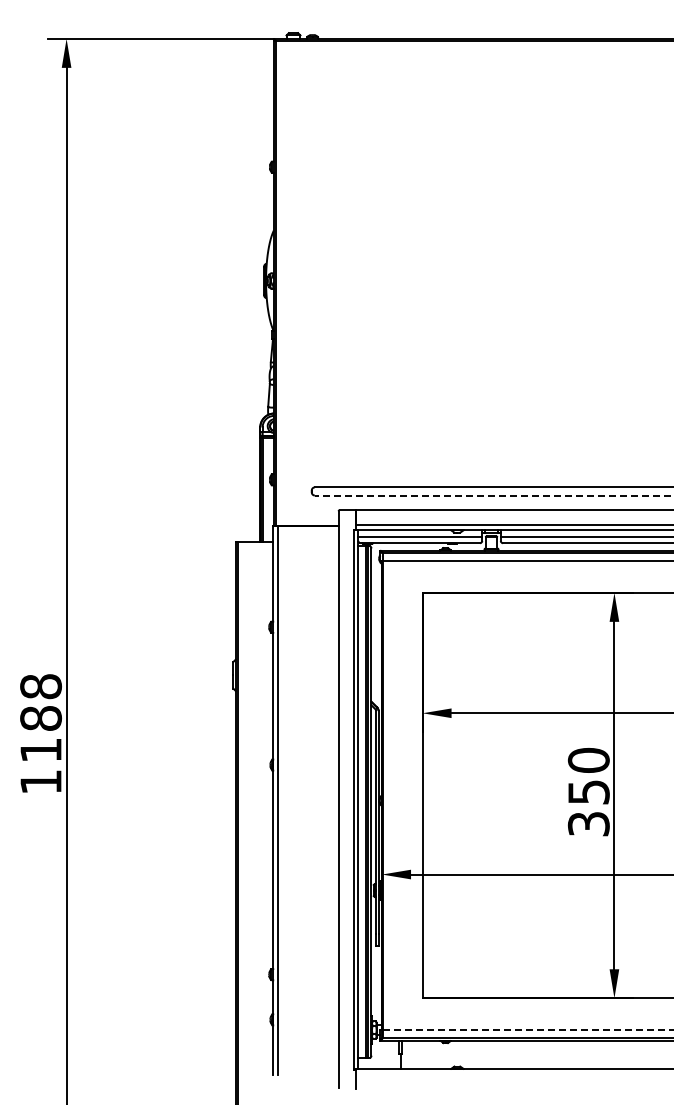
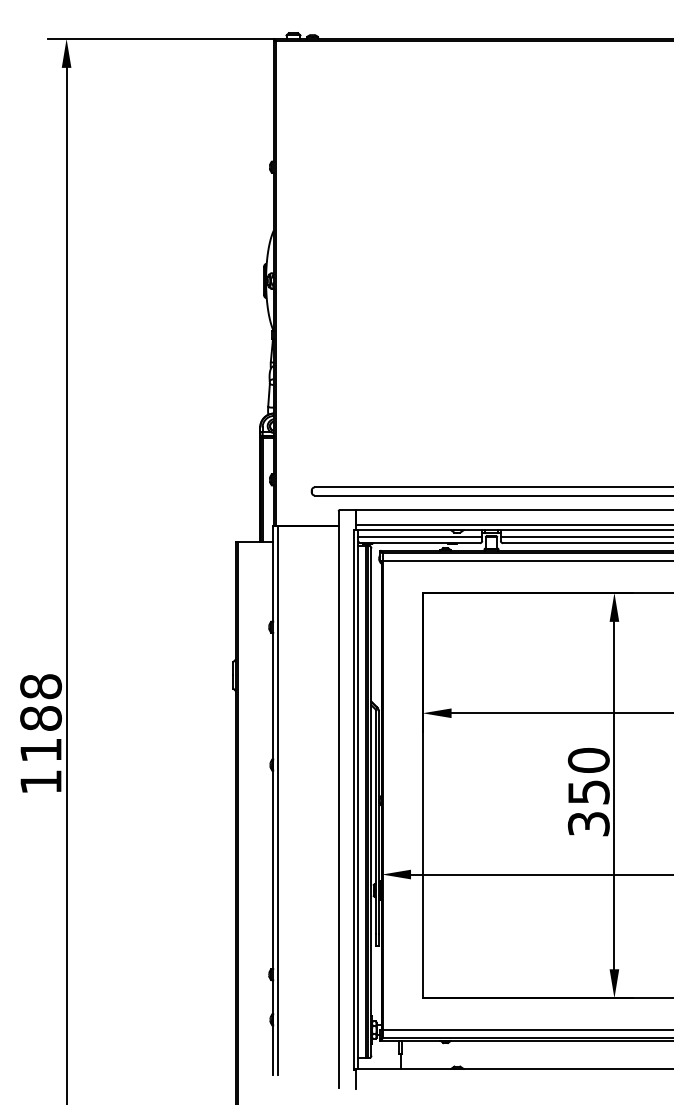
line: dashed -> solid (493, 495)
line: dashed -> solid (528, 1030)
